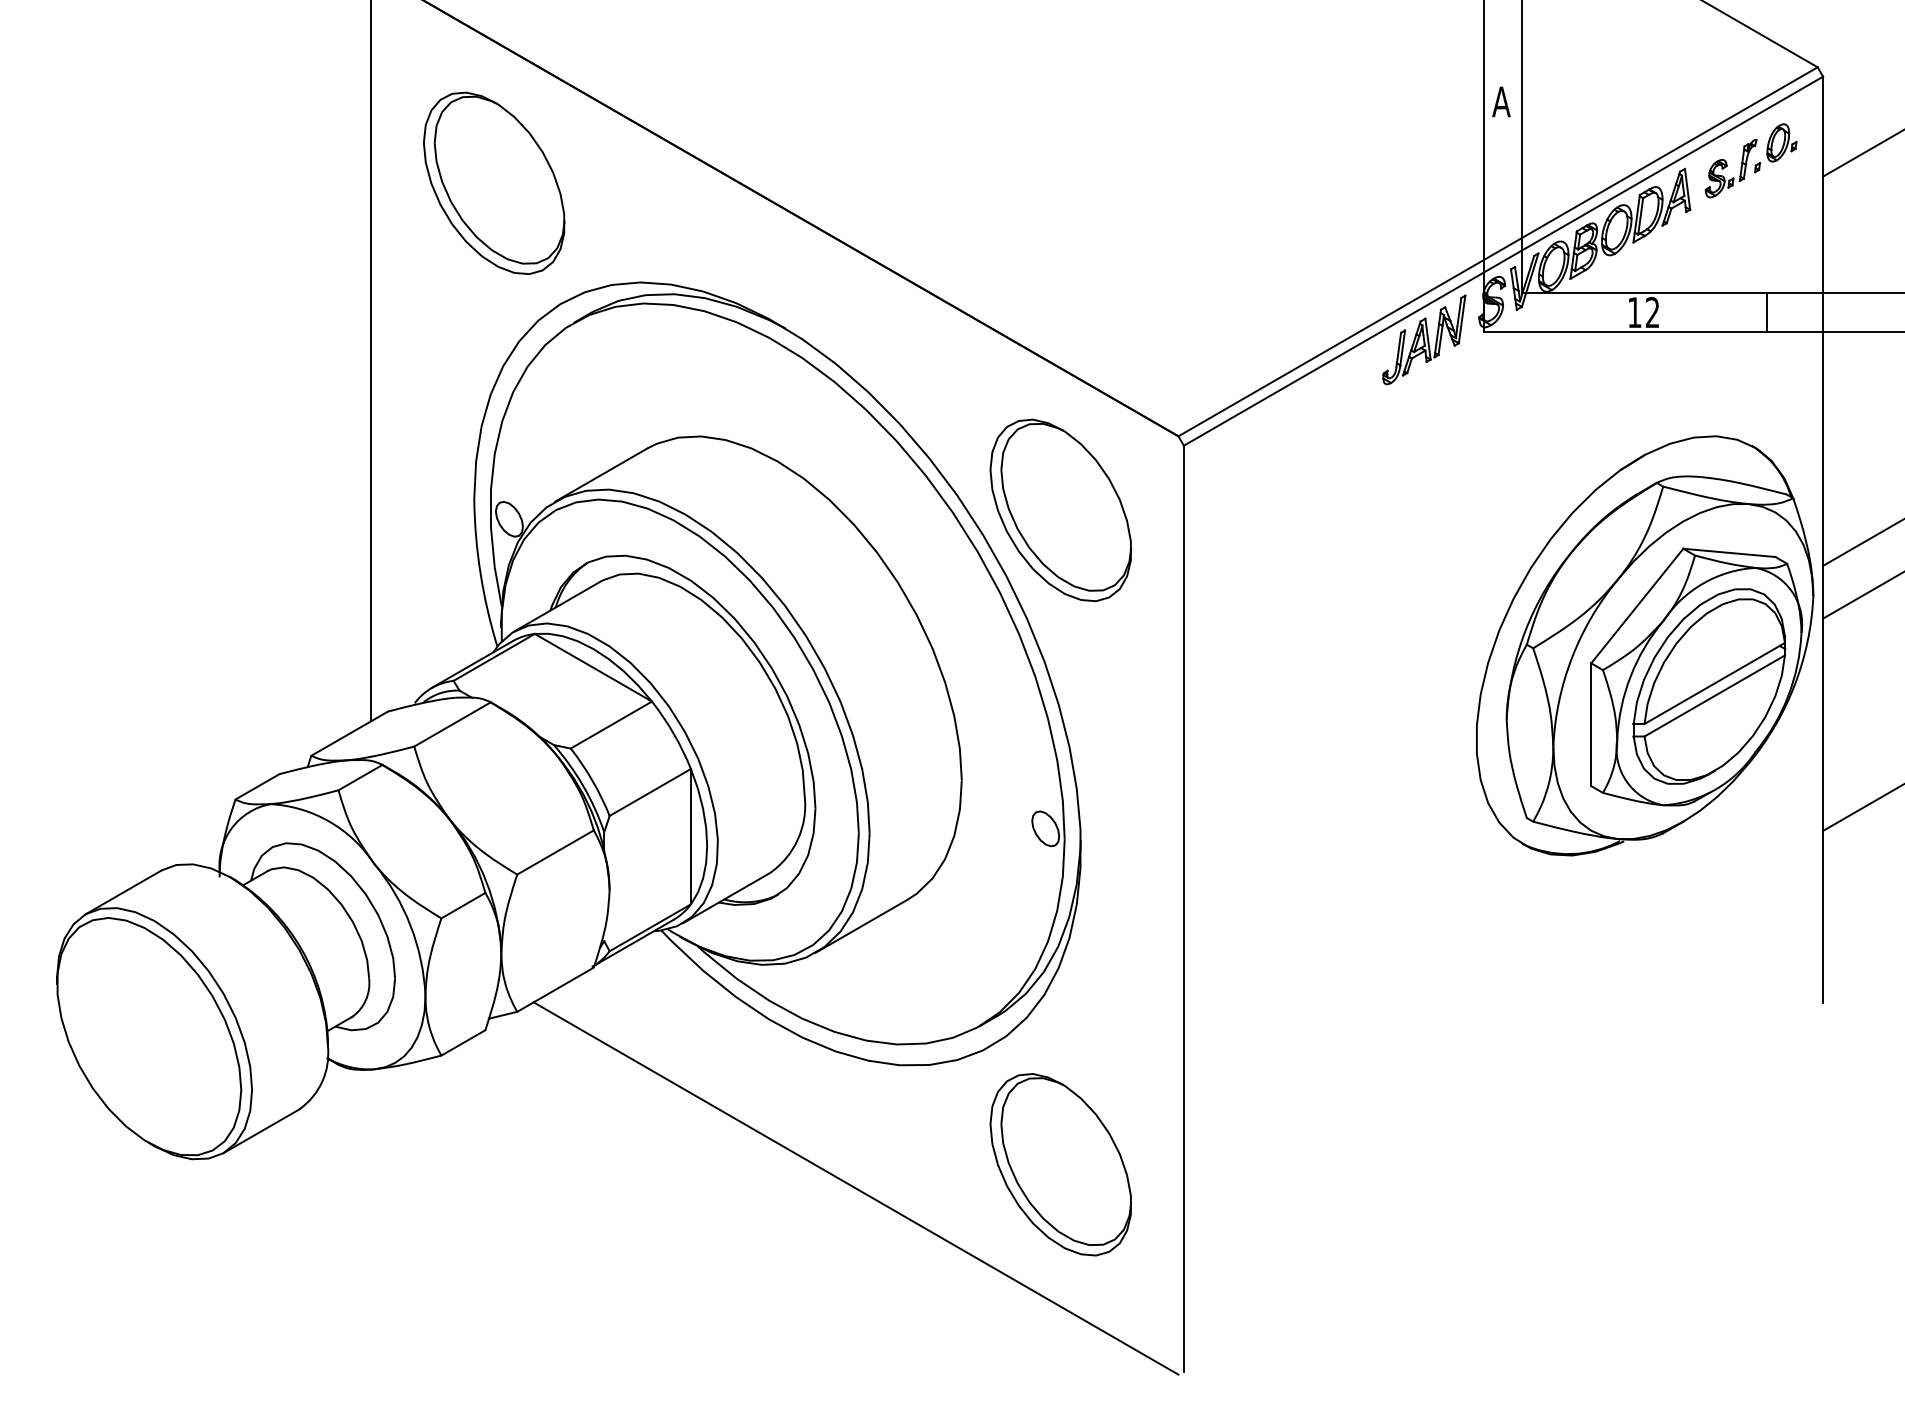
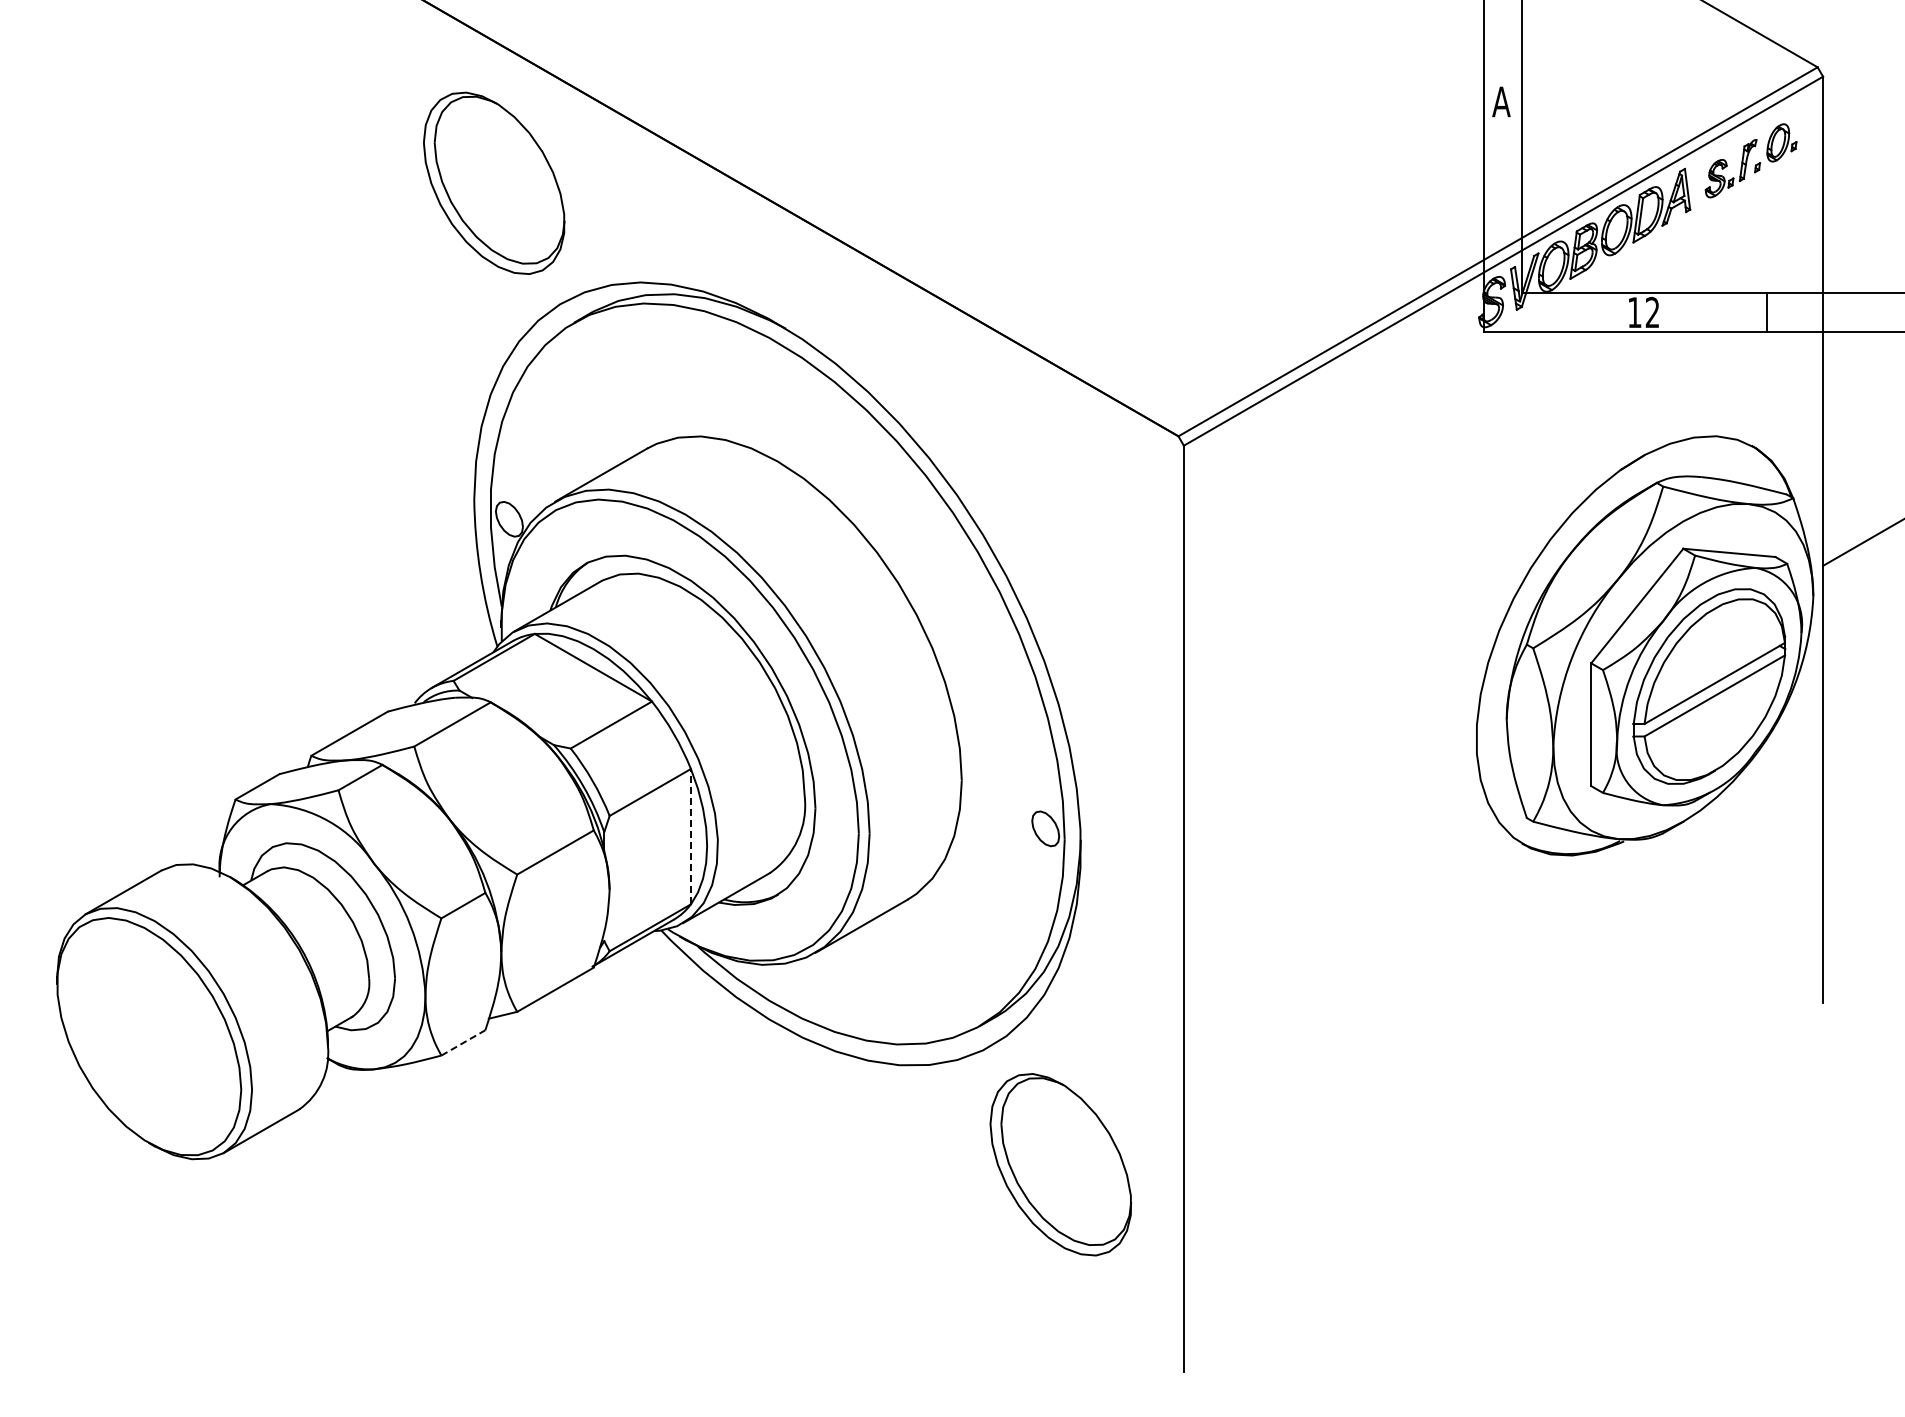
line: present -> none (1862, 153)
part: present -> none (1424, 339)
line: present -> none (371, 361)
part: present -> none (1060, 510)
line: present -> none (1862, 595)
line: present -> none (1862, 807)
line: solid -> dashed (690, 836)
line: solid -> dashed (463, 1042)
line: present -> none (855, 1188)
